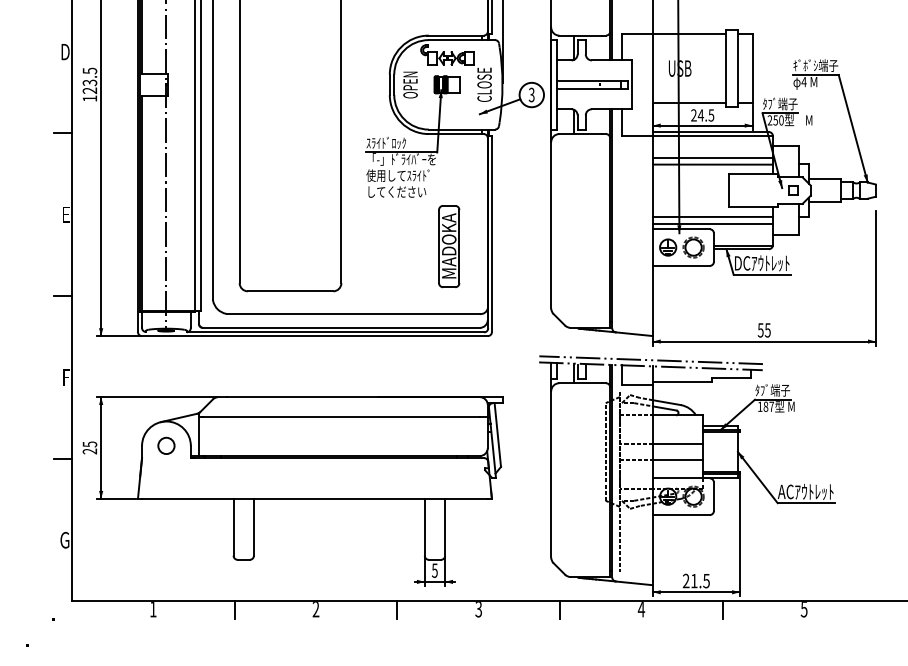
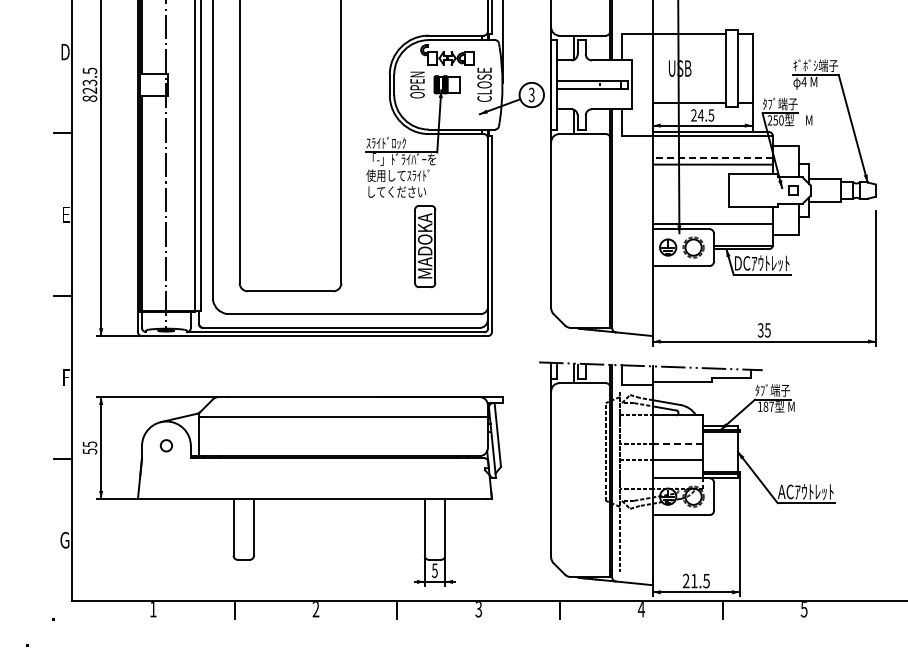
text position: (410, 84) -> (417, 84) (417, 84)
text: 123.5 -> 823.5 (89, 98)
line: solid -> dashed (712, 158)
line: present -> none (712, 216)
part position: (449, 246) -> (425, 246) (425, 246)
text: 55 -> 35 (760, 329)
line: present -> none (650, 360)
line: solid -> dashed (677, 443)
circle size: 19x19 px -> 14x14 px (165, 445)
text: 25 -> 55 (89, 451)
